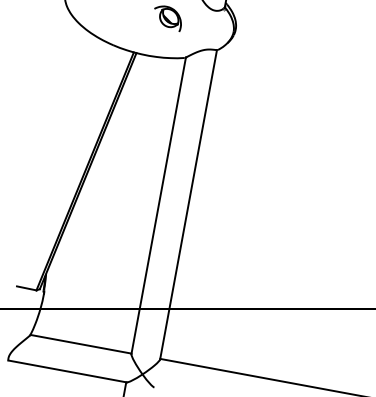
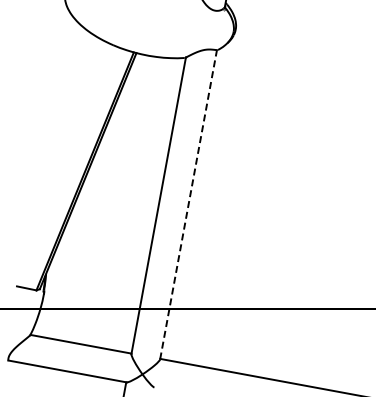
part: present -> none (167, 18)
line: solid -> dashed (188, 204)
